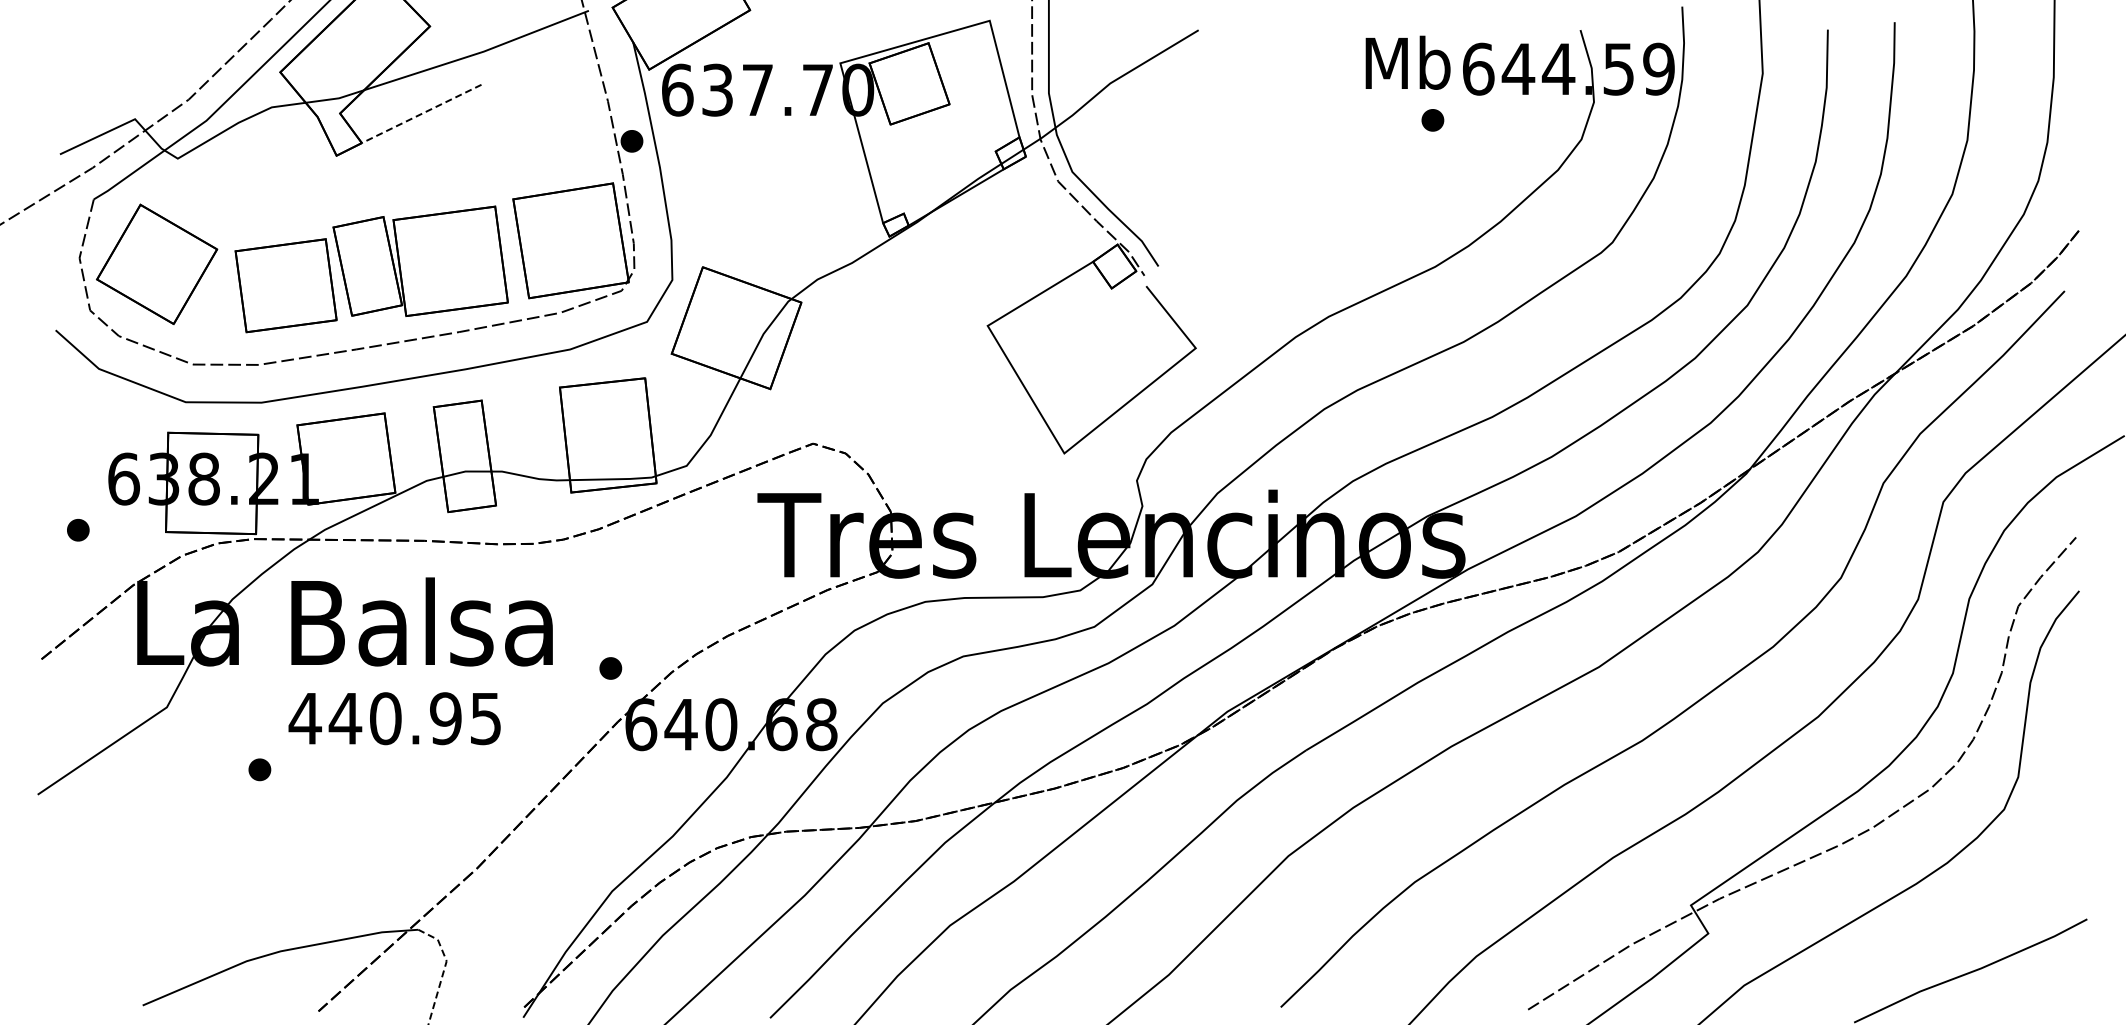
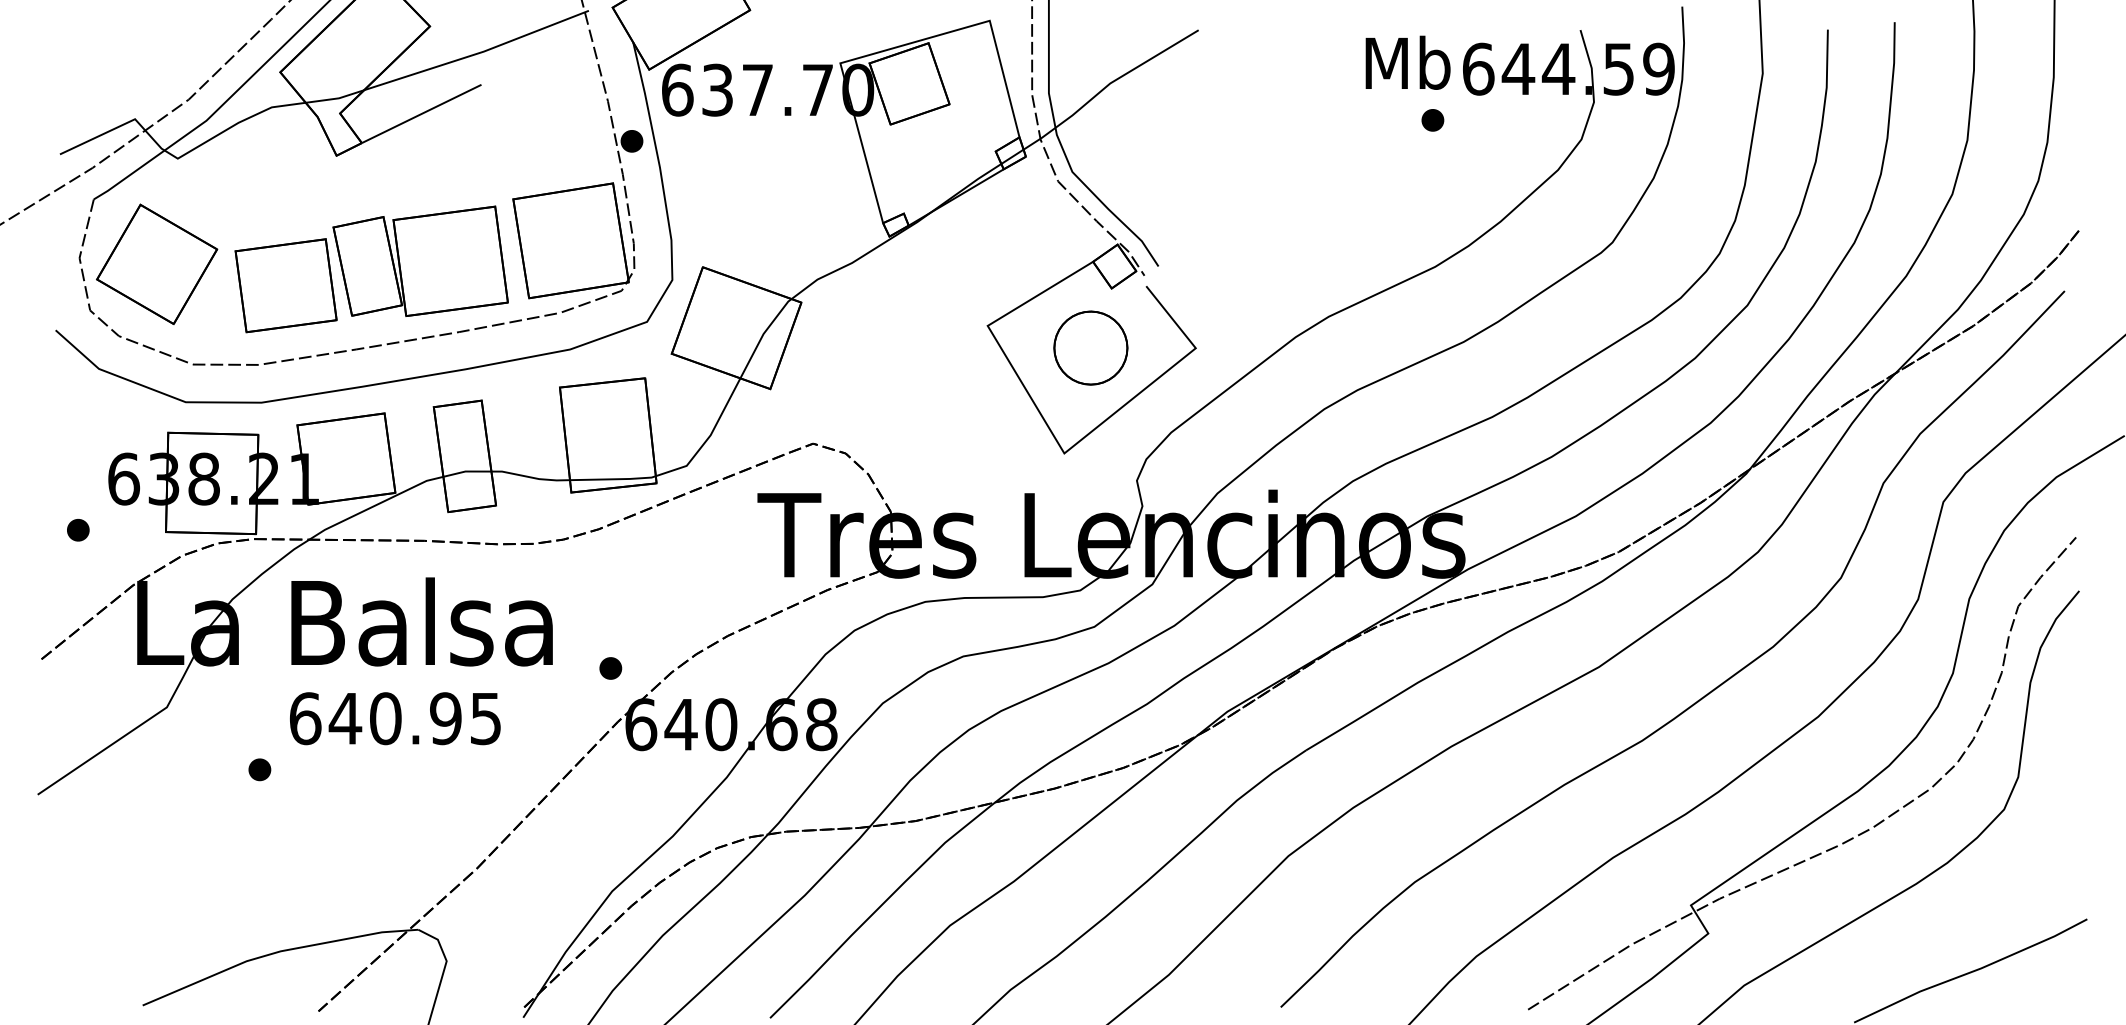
line: dashed -> solid (421, 113)
part: none -> present (1090, 347)
text: 440.95 -> 640.95 (304, 718)
line: dashed -> solid (444, 969)
